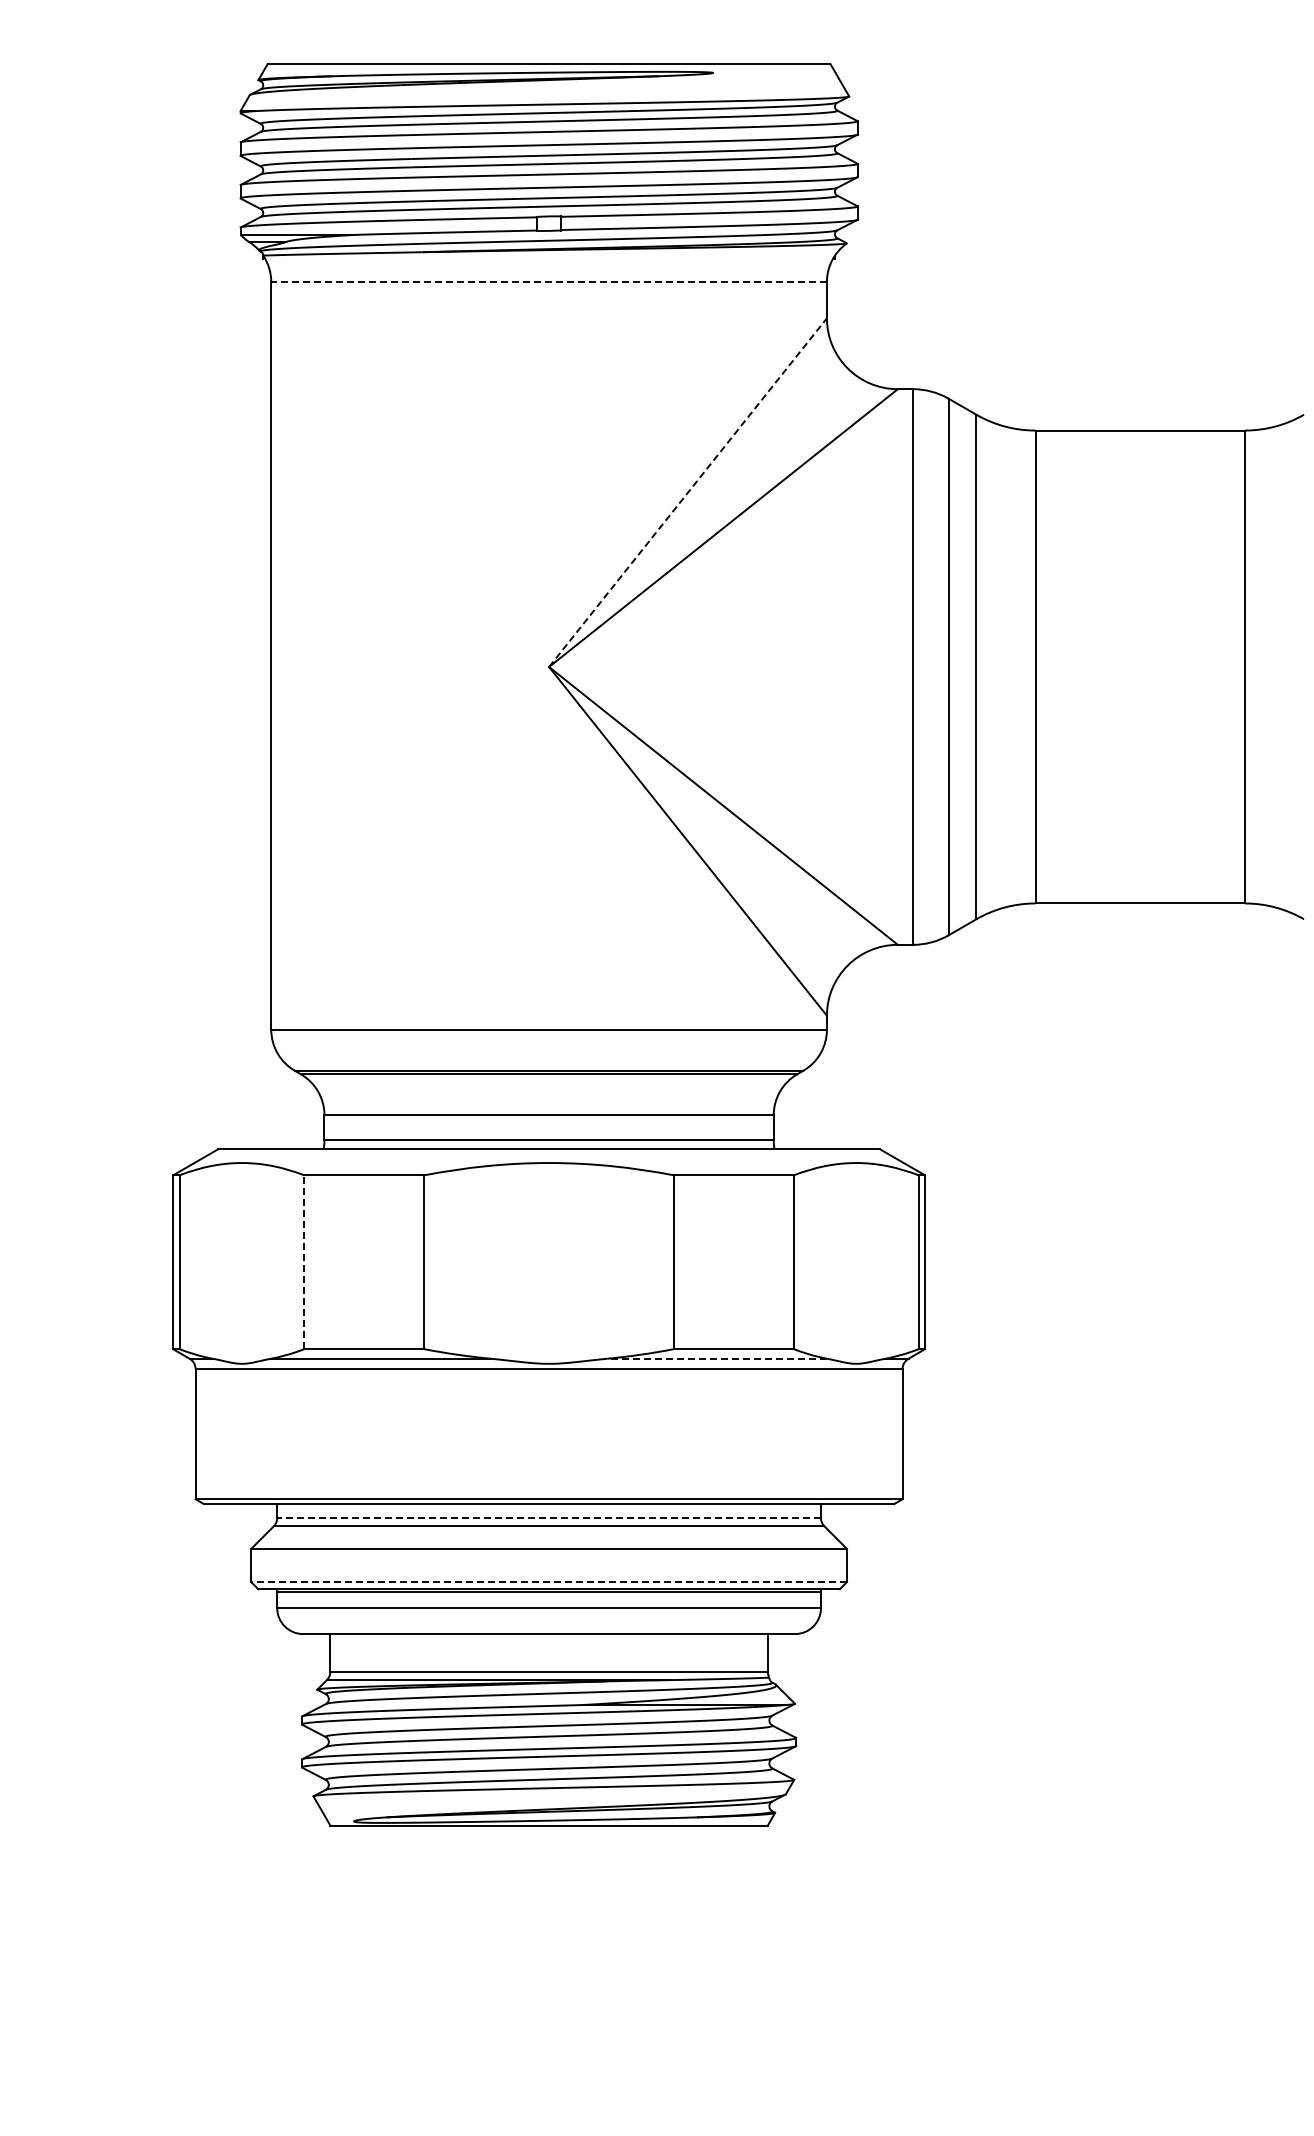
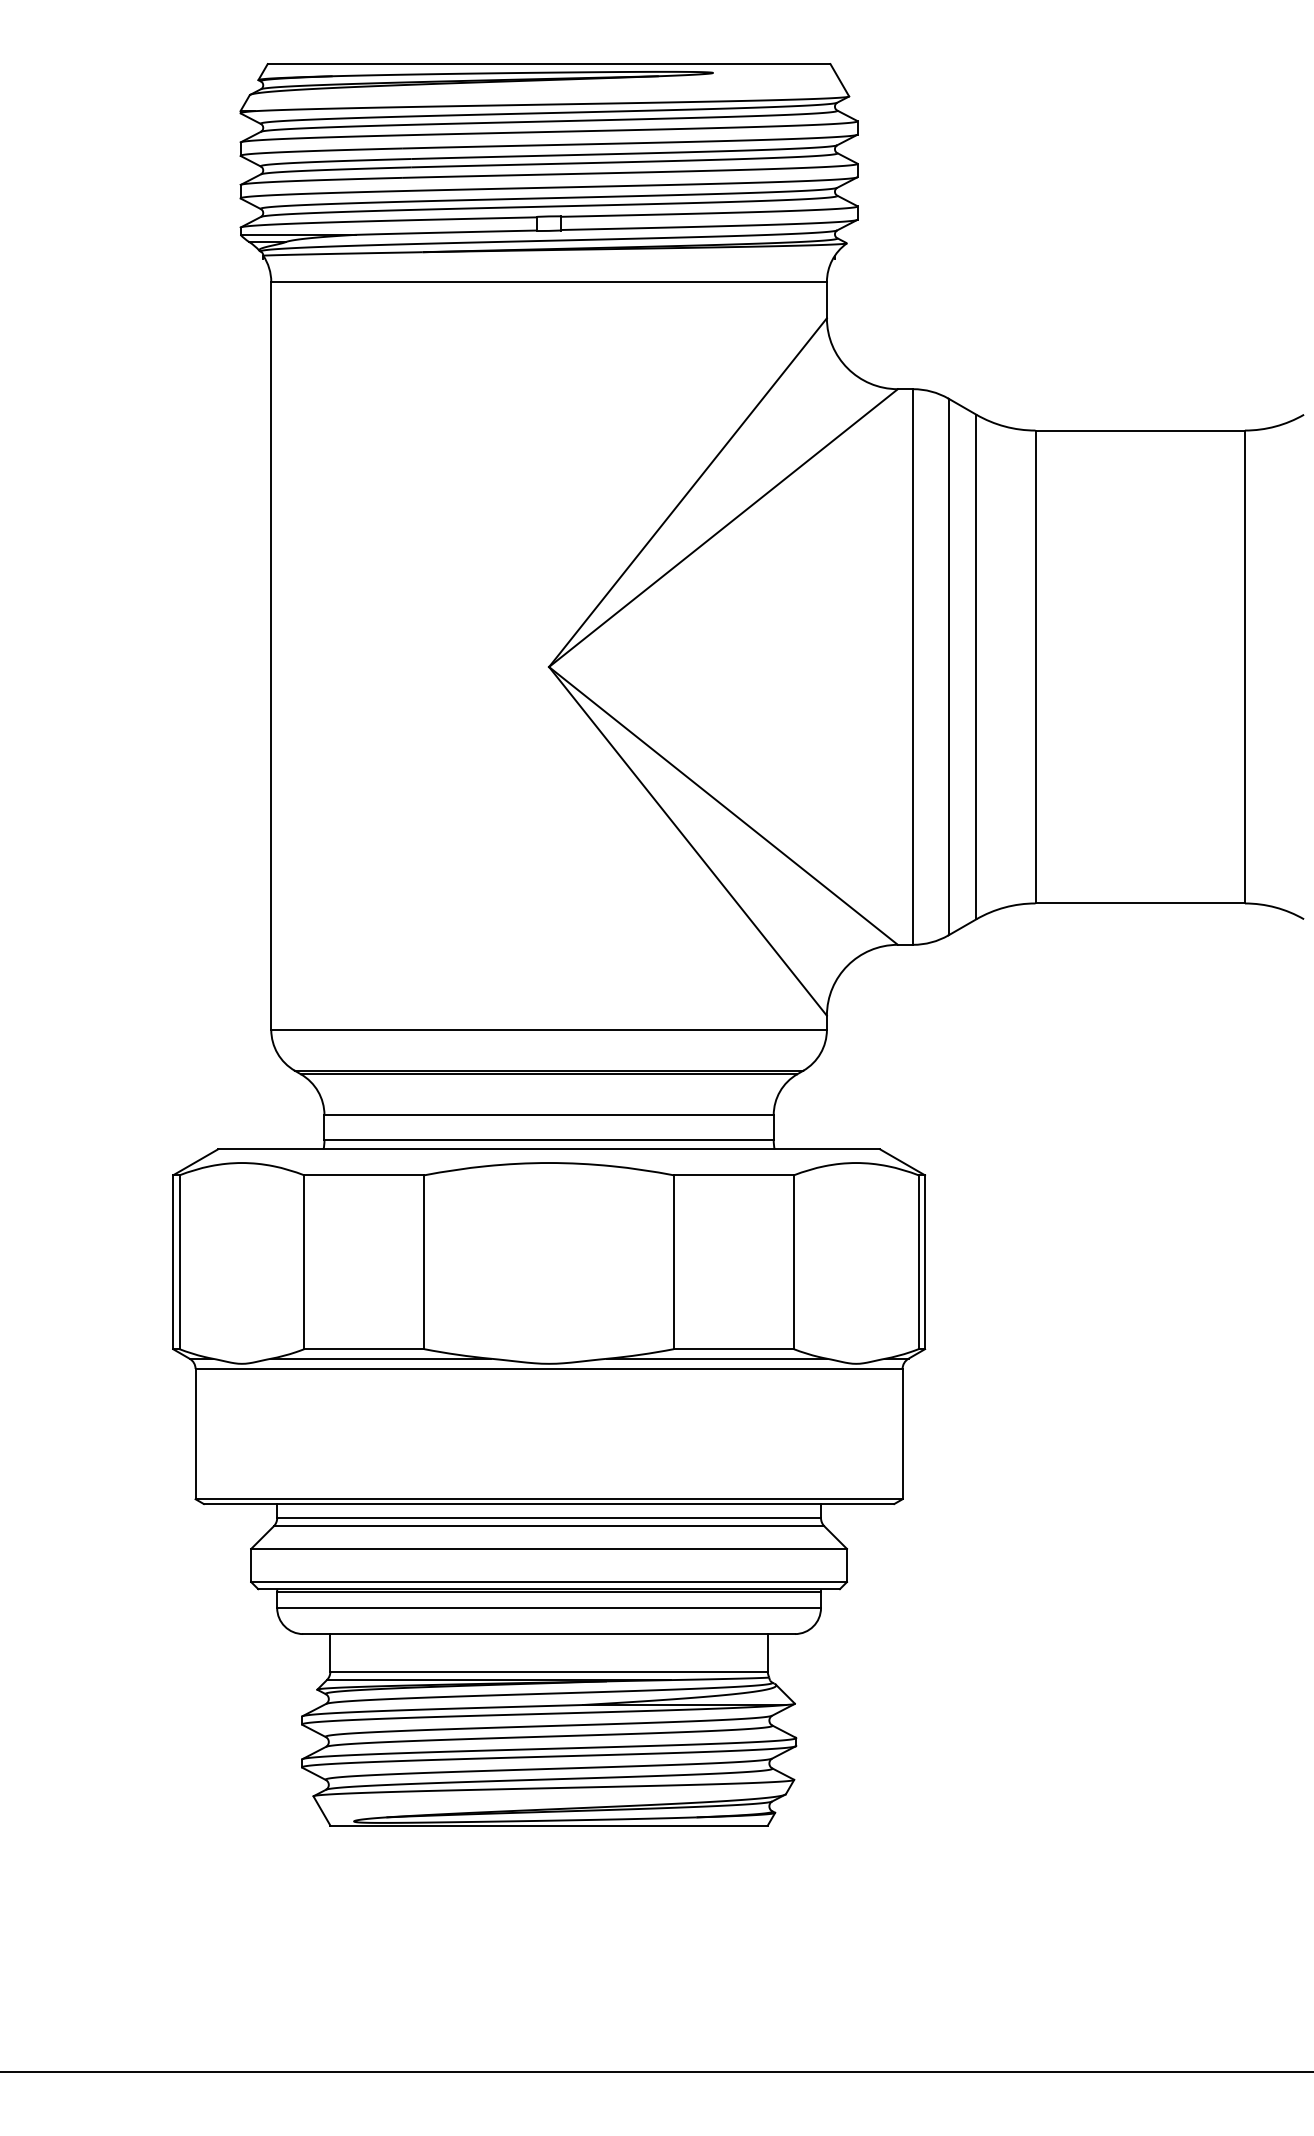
line: dashed -> solid (549, 282)
line: dashed -> solid (688, 492)
line: dashed -> solid (304, 1262)
line: dashed -> solid (717, 1358)
line: dashed -> solid (549, 1518)
line: dashed -> solid (549, 1582)
line: none -> present (656, 2071)
